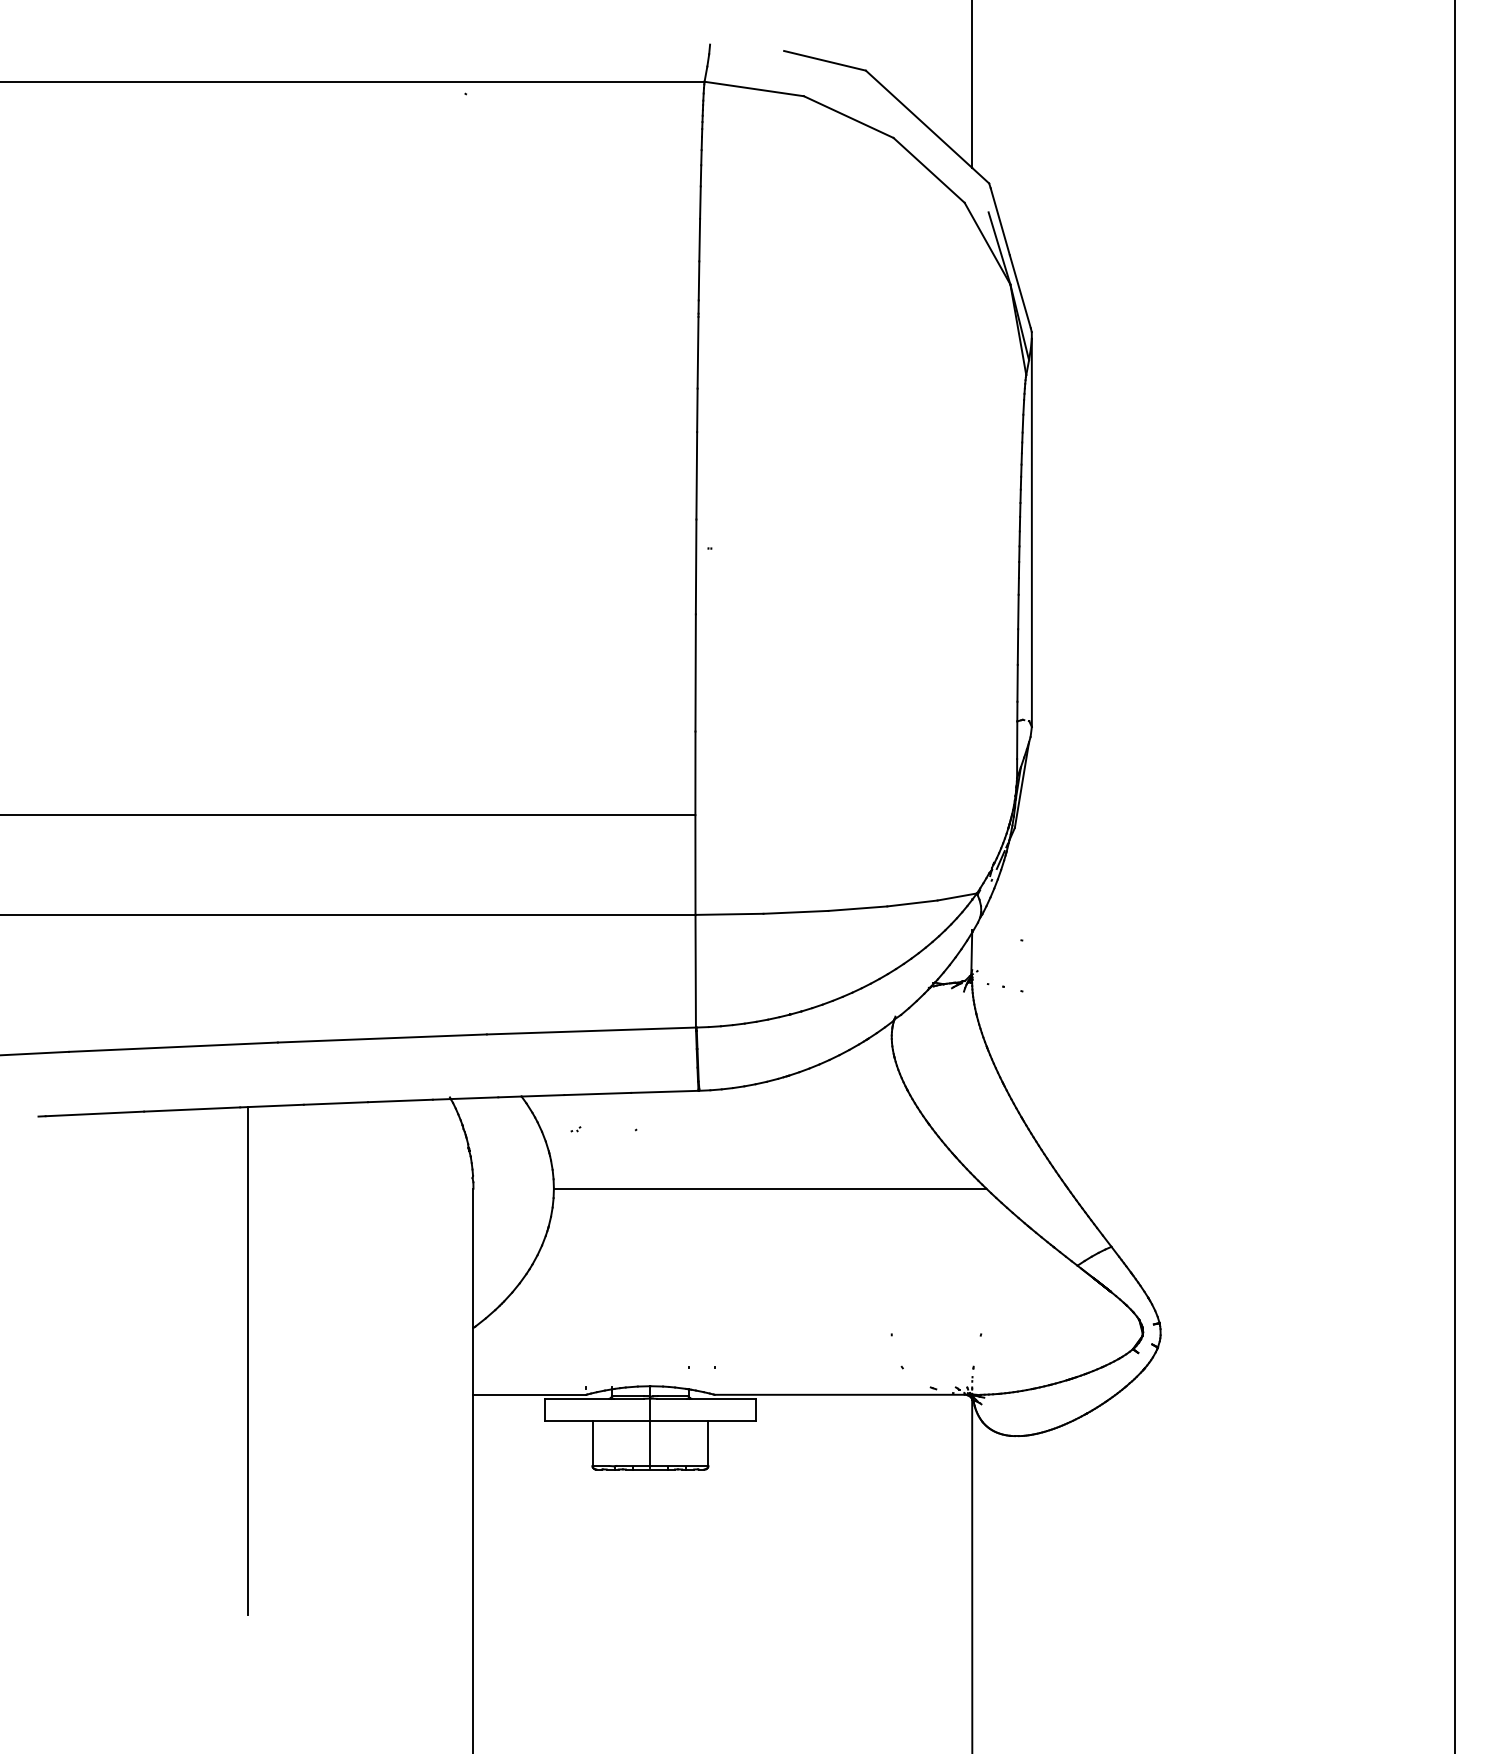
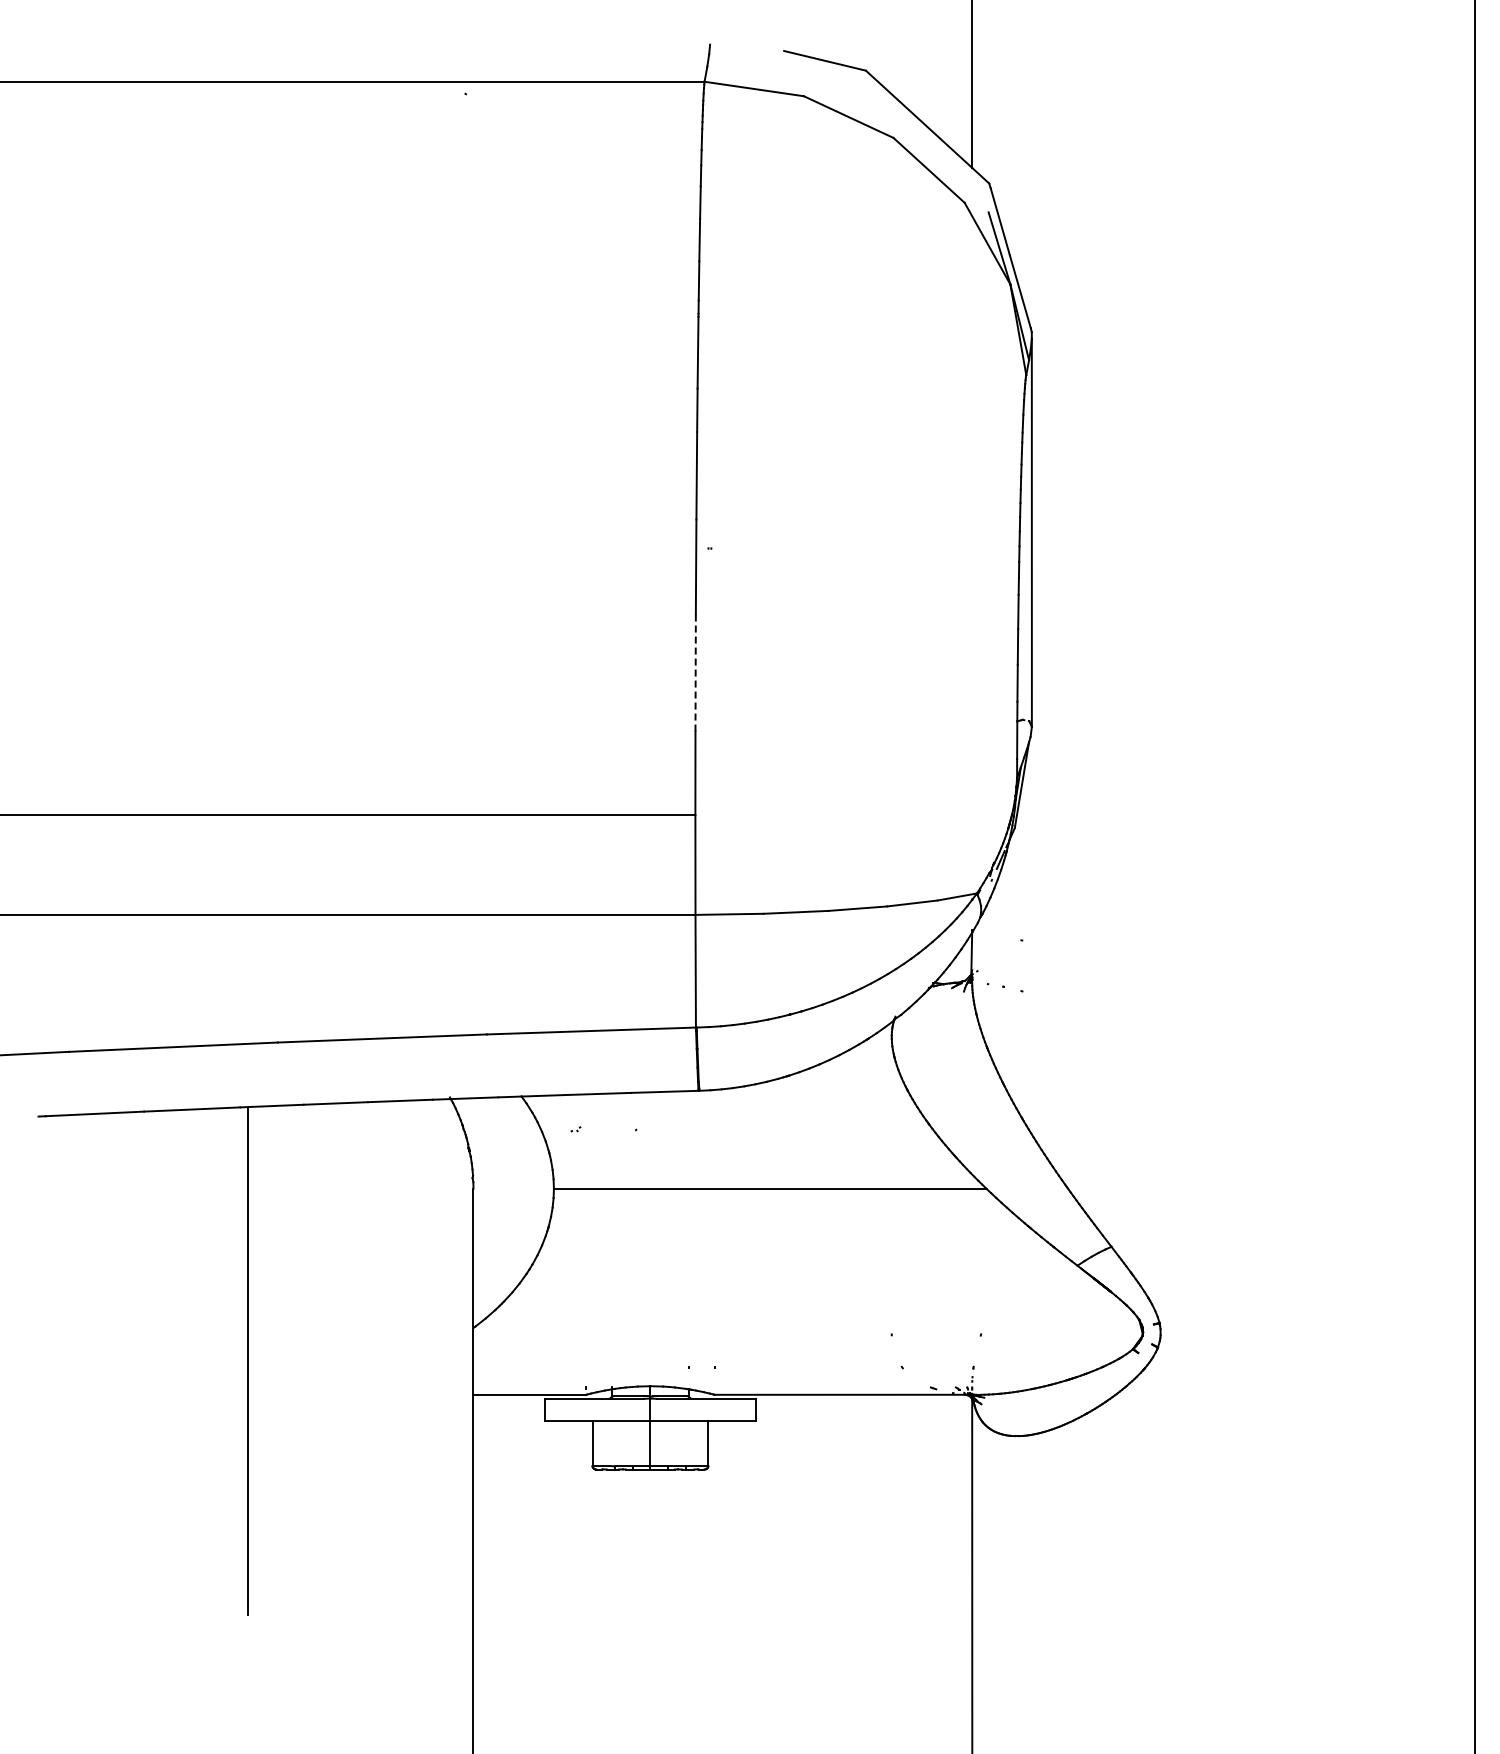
line: solid -> dashed (695, 672)
line position: (1454, 876) -> (1474, 876) (1474, 876)
